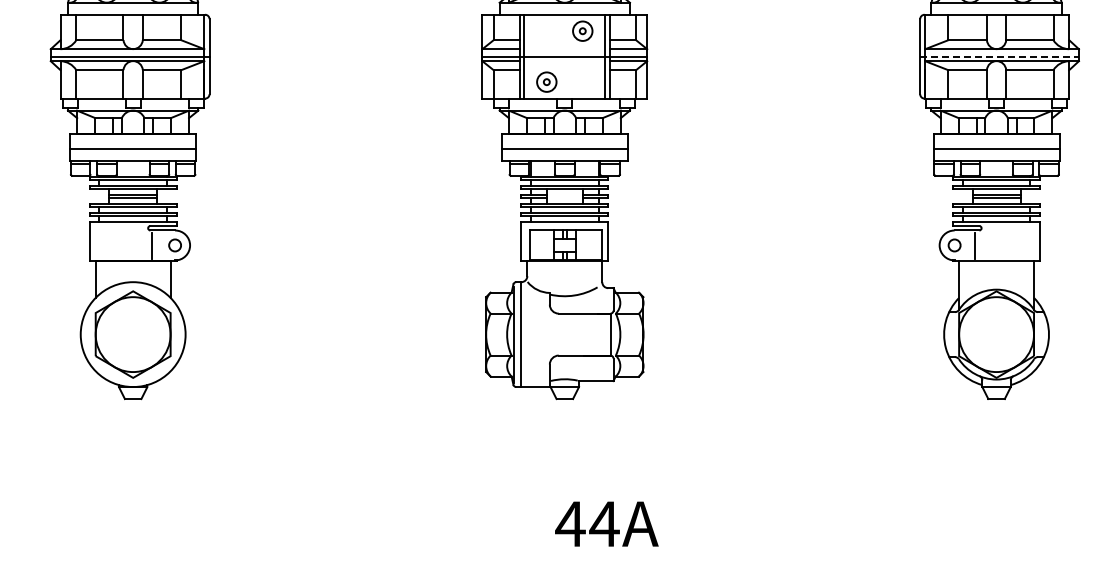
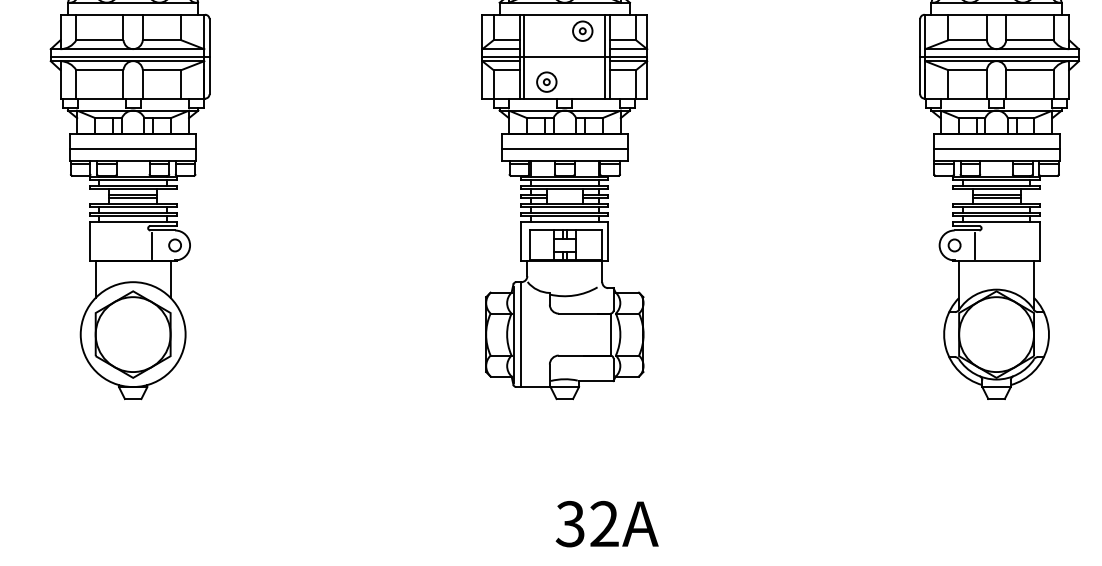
line: dashed -> solid (1000, 56)
text: 44A -> 32A (587, 523)
